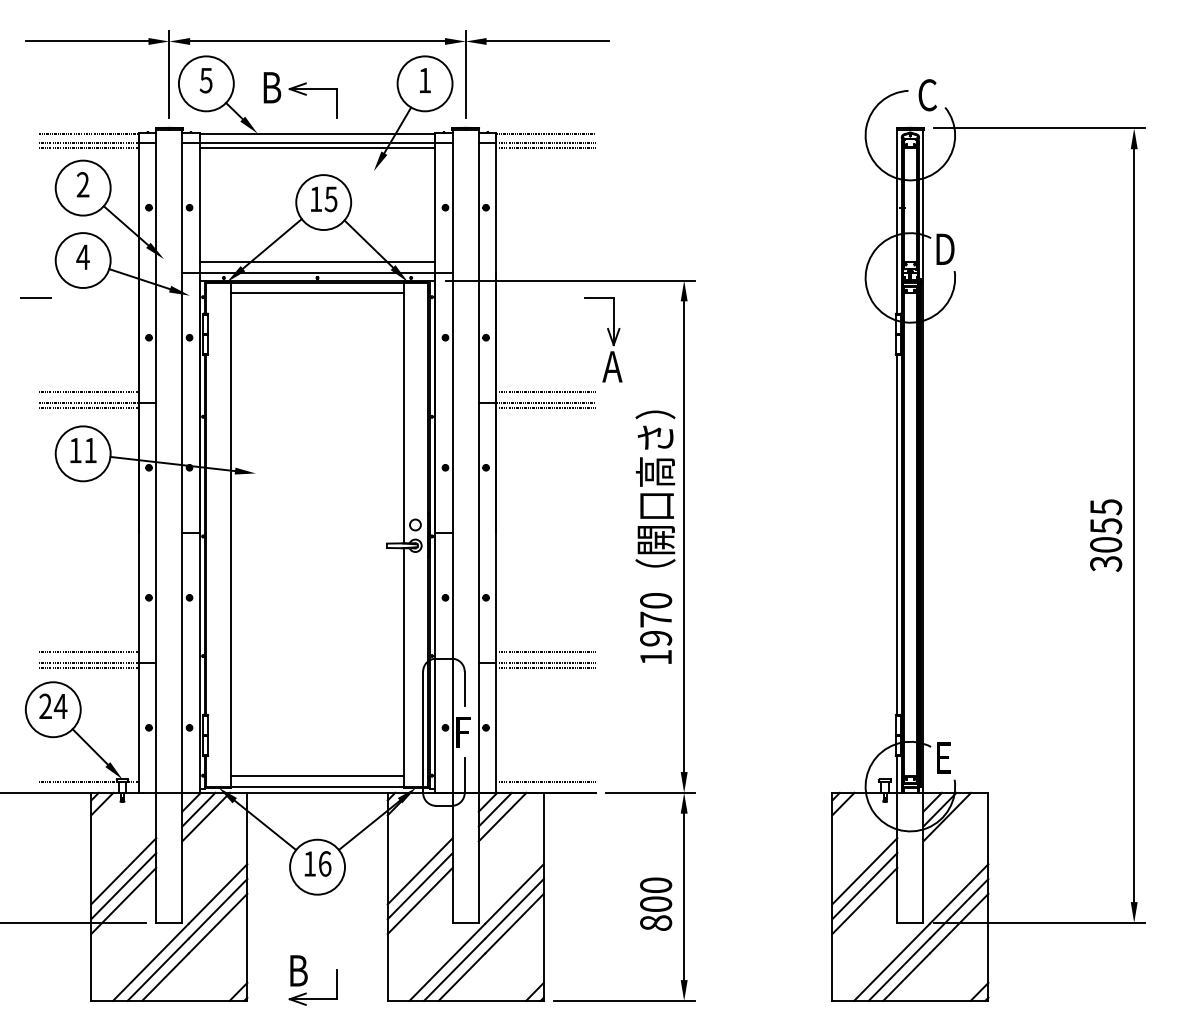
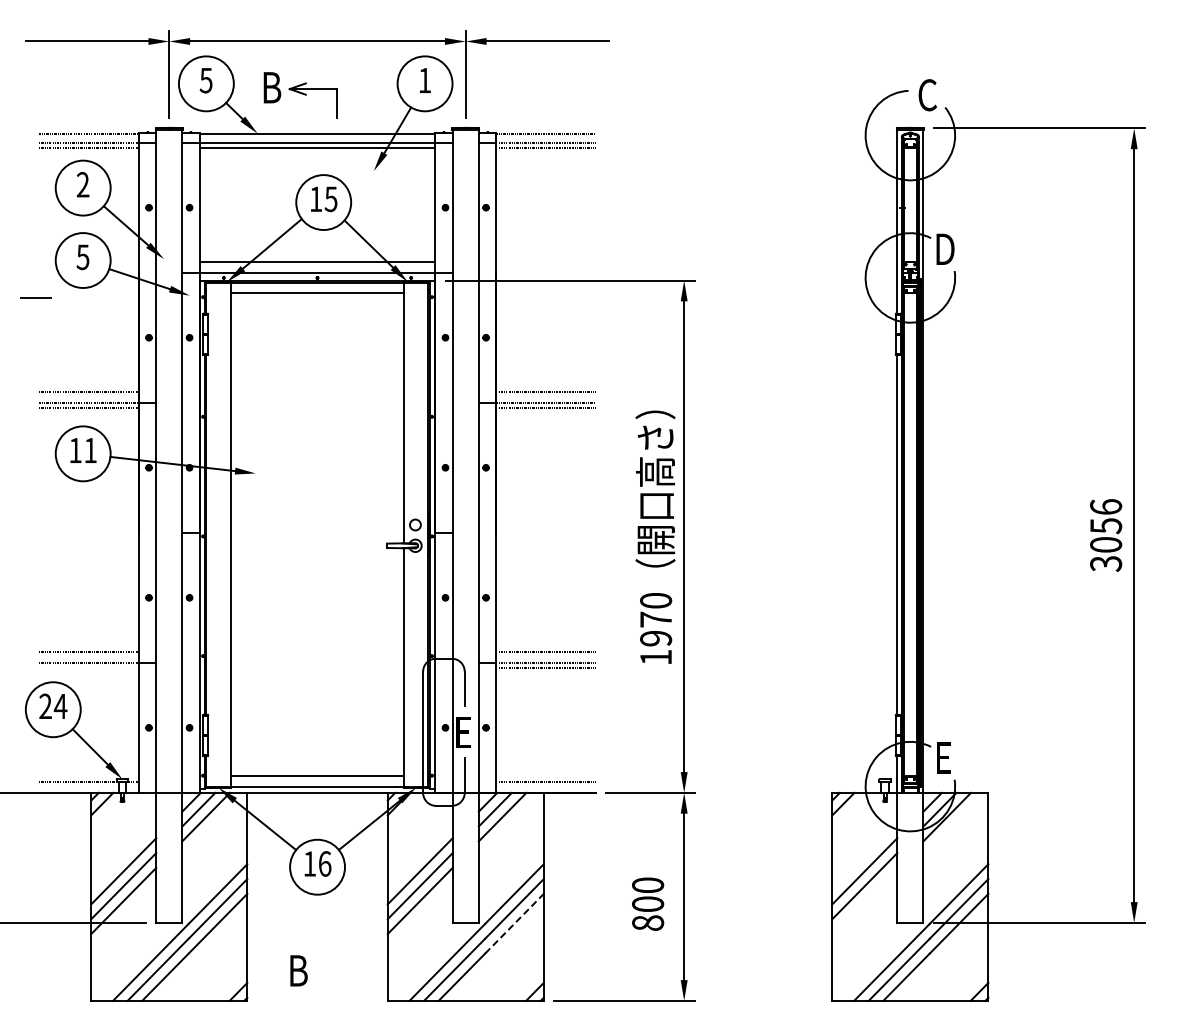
text: 4 -> 5 (82, 257)
part: present -> none (609, 336)
text: 3055 -> 3056 (1106, 507)
line: present -> none (88, 667)
text: F -> E (465, 738)
line: present -> none (864, 900)
text position: (656, 903) -> (648, 903) (648, 903)
line: solid -> dashed (514, 923)
part: present -> none (306, 992)
